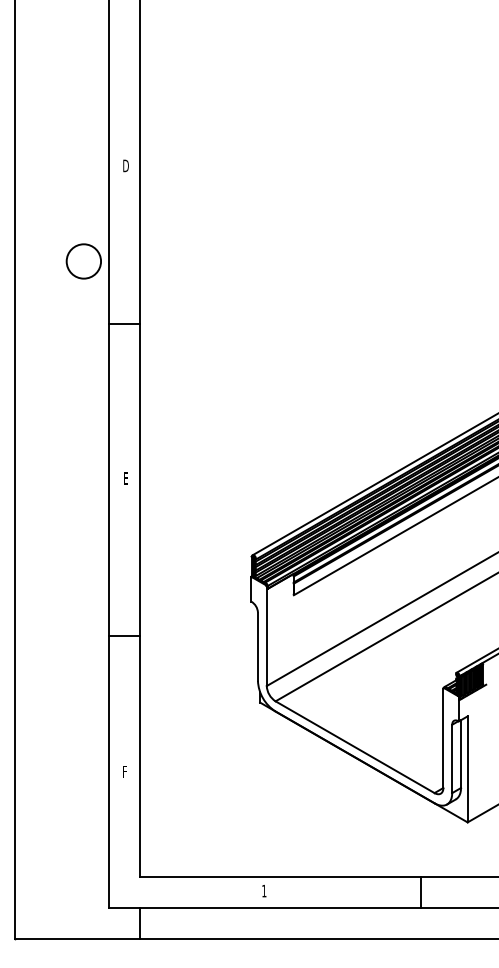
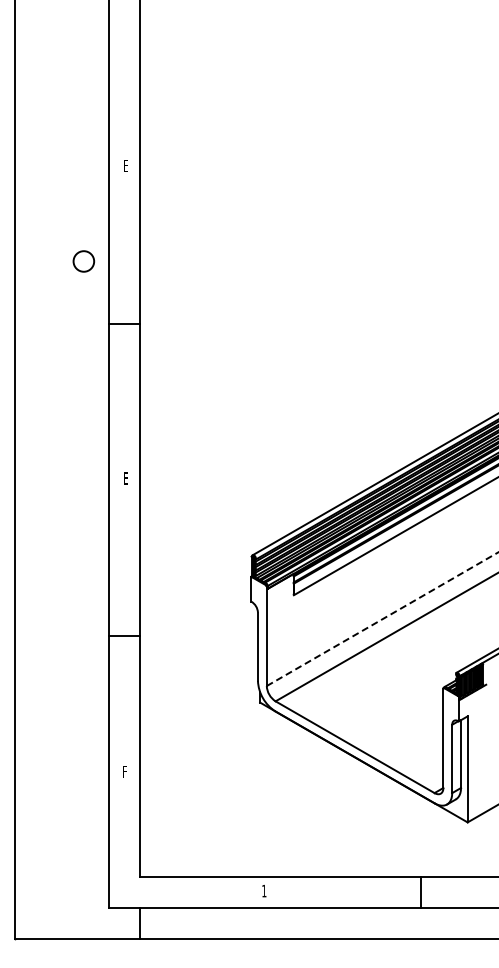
text: D -> E (125, 165)
circle diameter: 34 px -> 21 px (83, 261)
line: solid -> dashed (382, 619)
